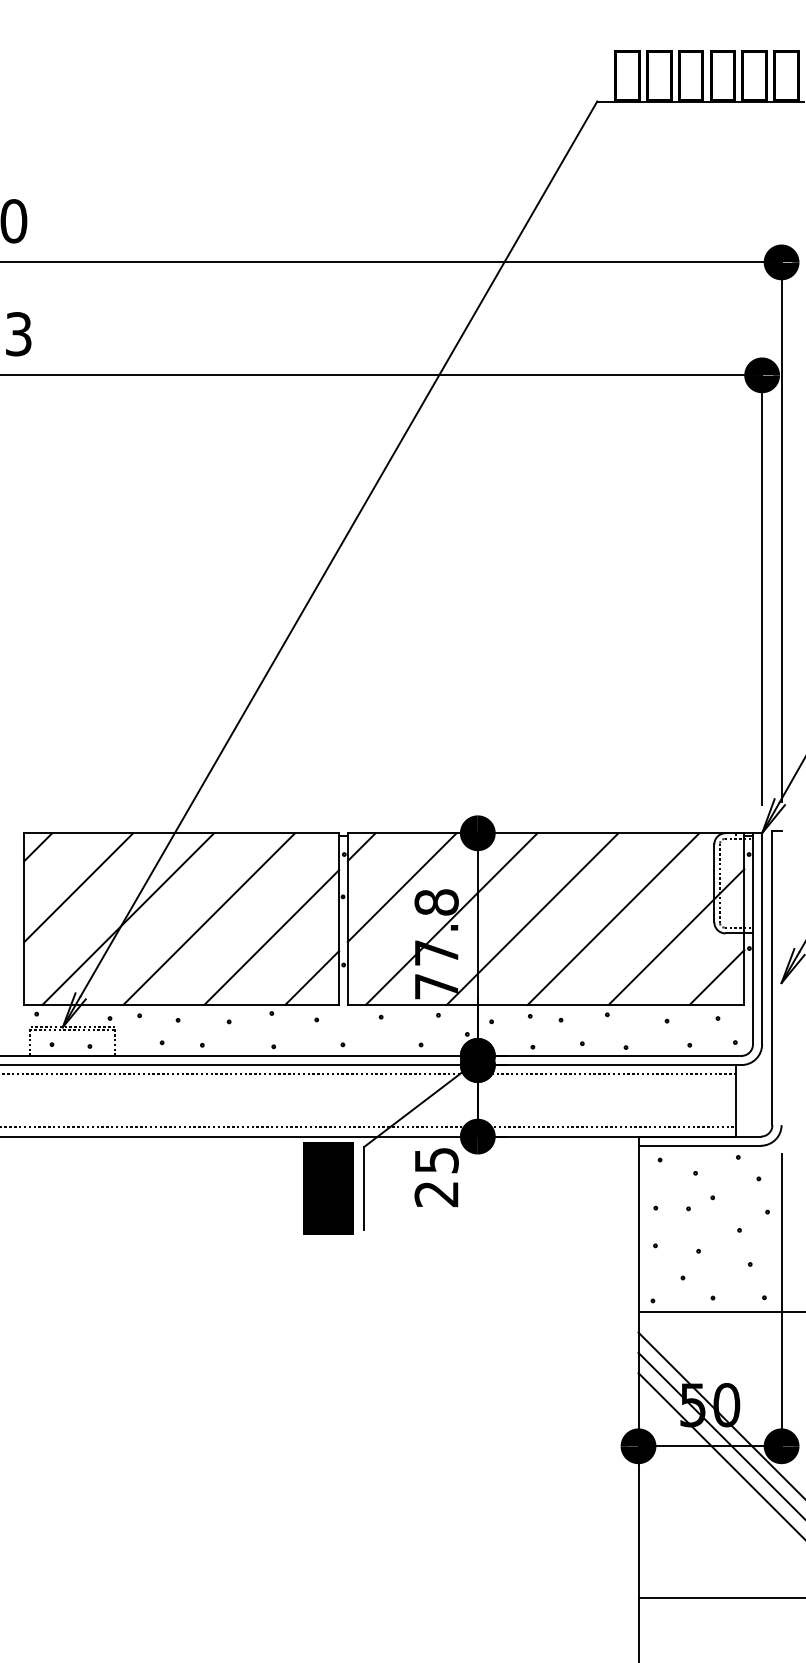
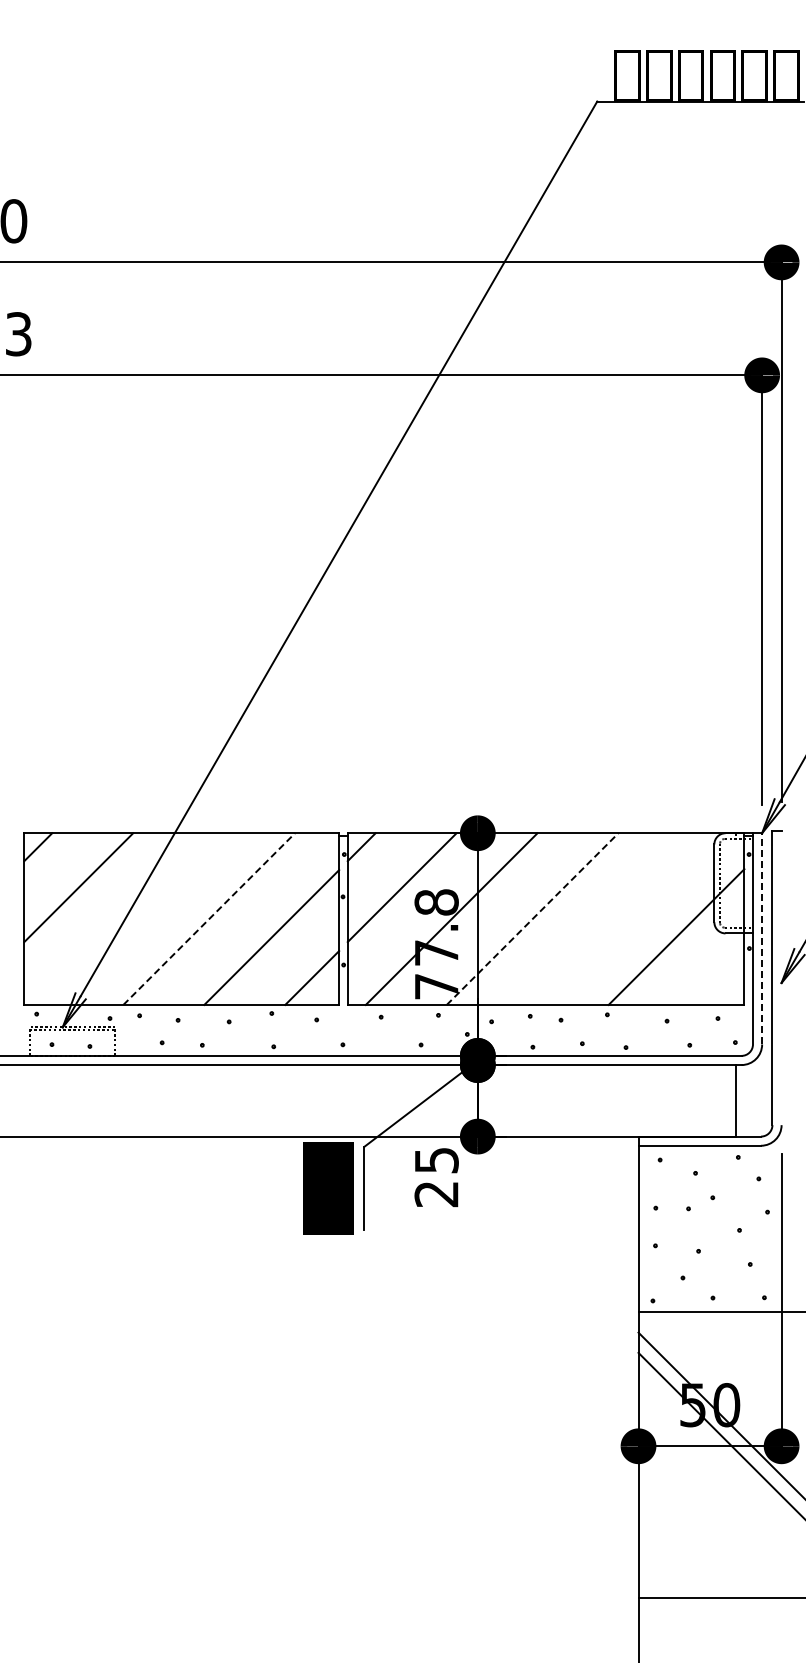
line: present -> none (128, 918)
line: solid -> dashed (209, 918)
line: solid -> dashed (532, 918)
line: present -> none (613, 918)
line: solid -> dashed (762, 938)
line: present -> none (716, 977)
line: present -> none (369, 1074)
line: present -> none (369, 1127)
line: present -> none (720, 1455)
